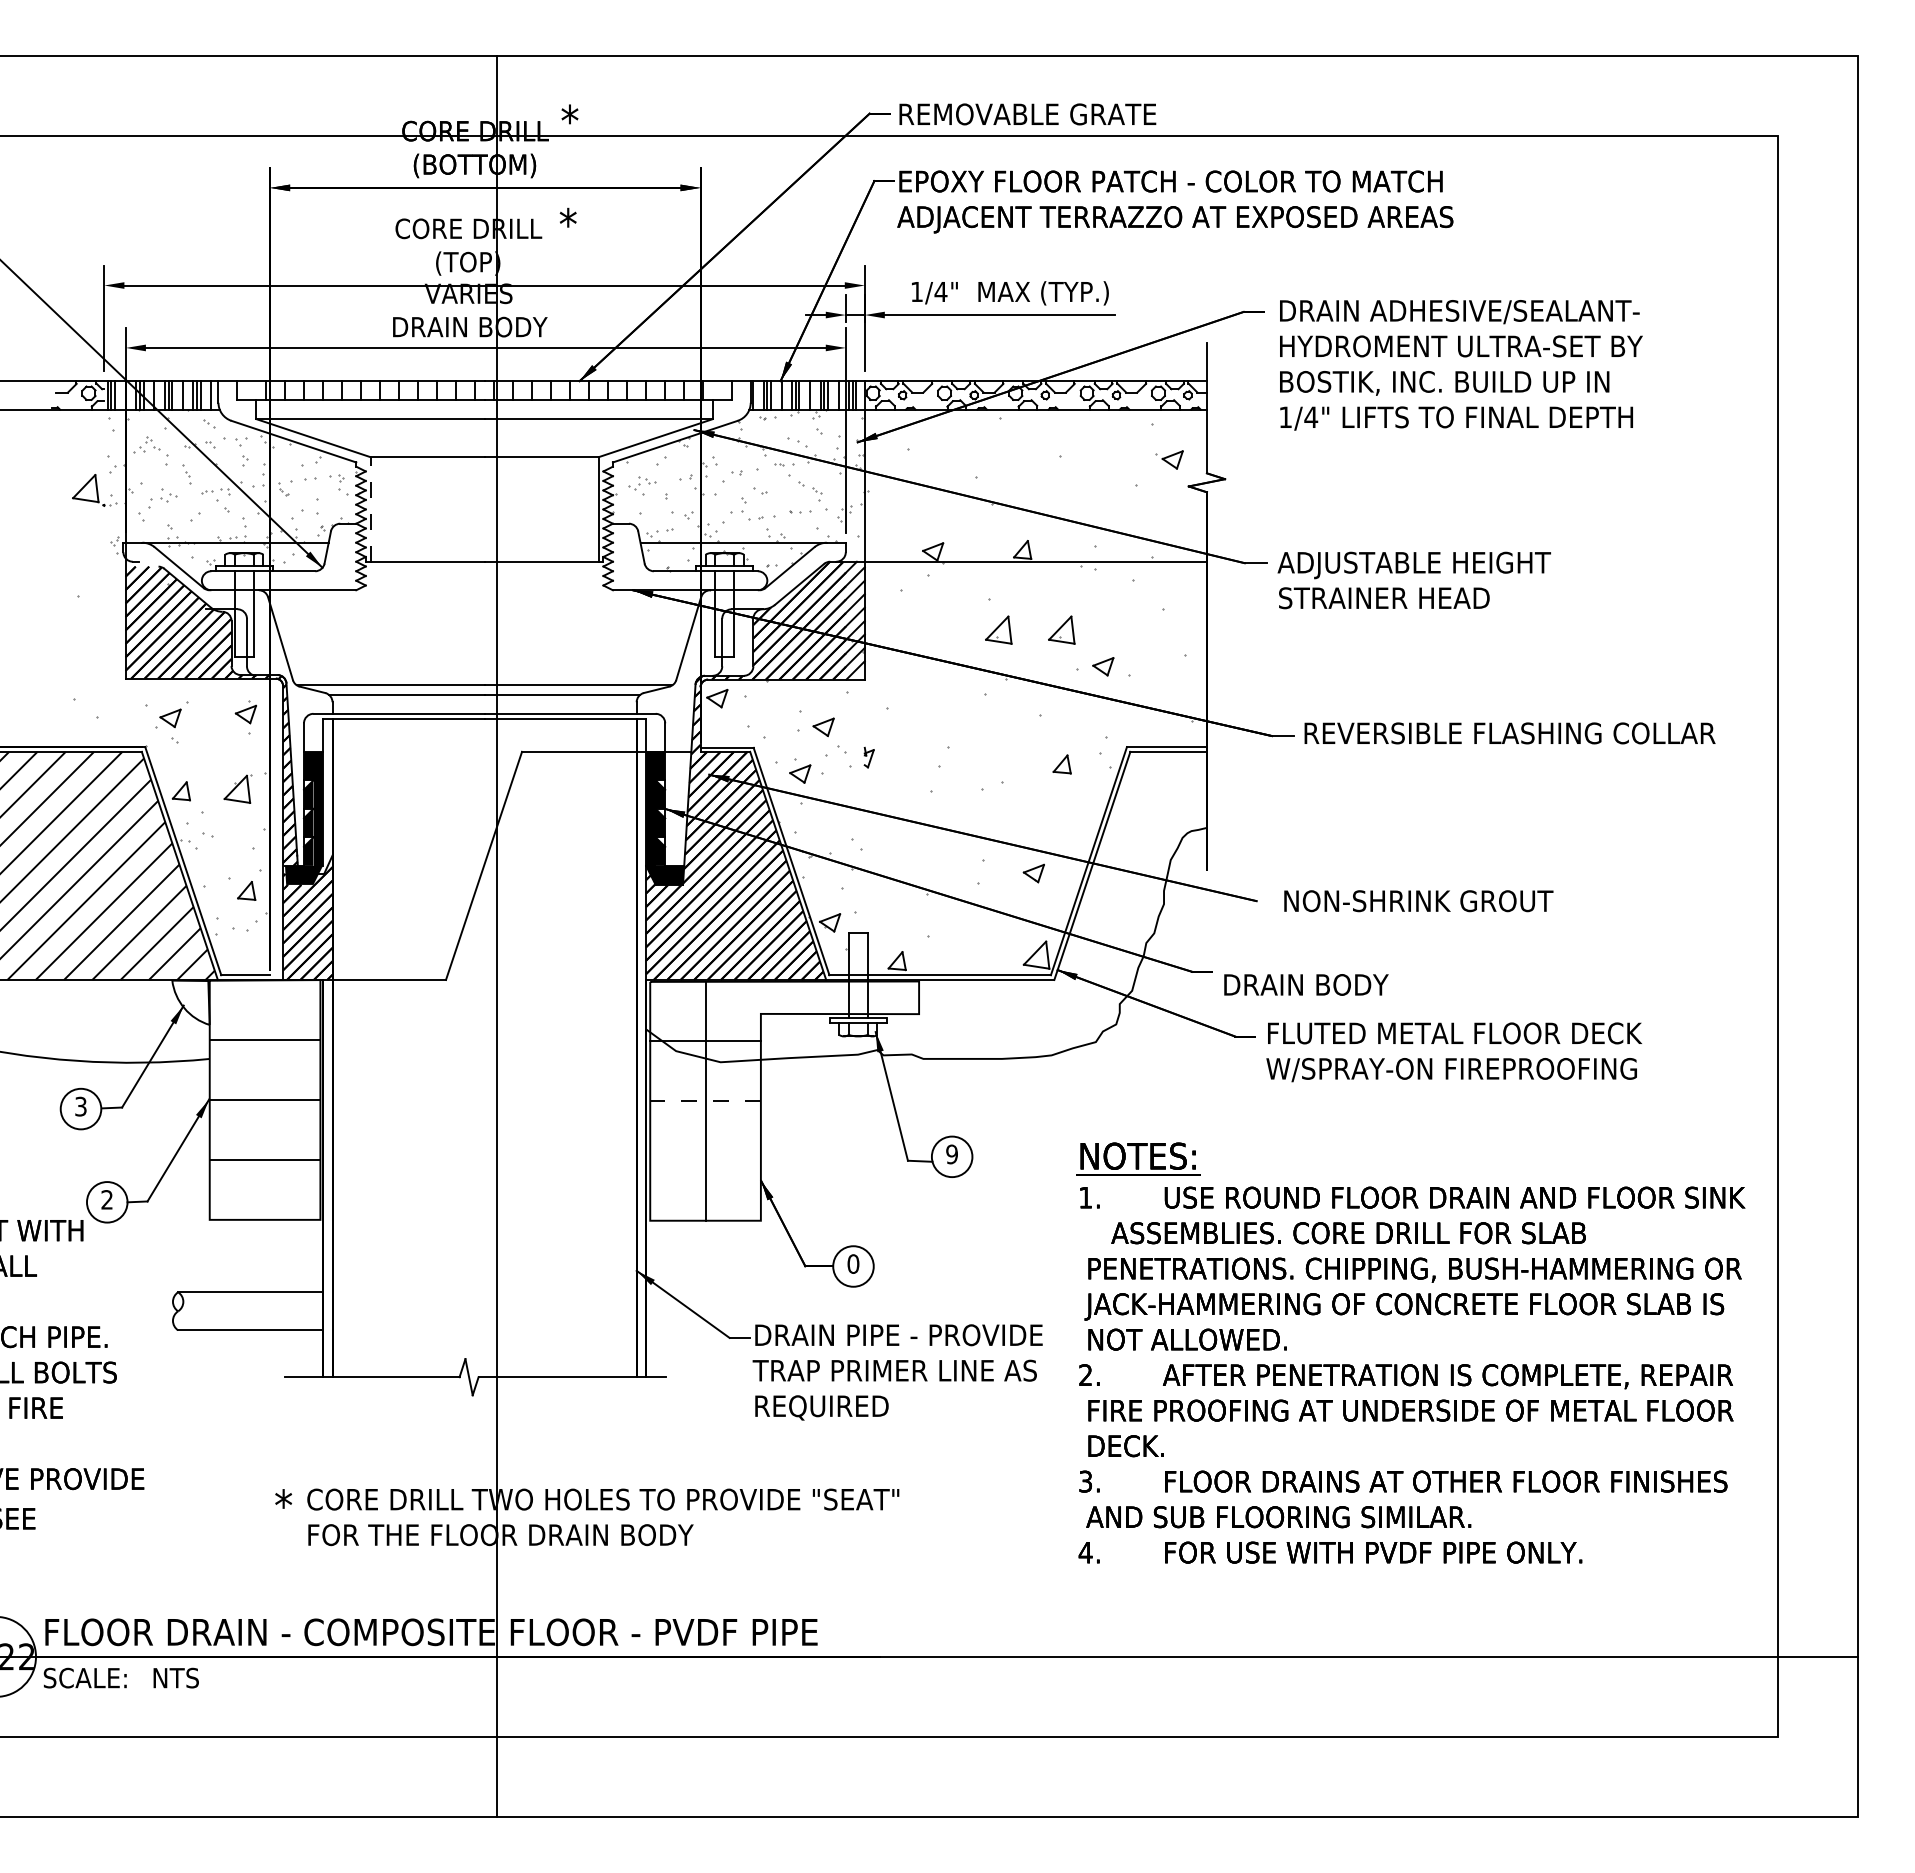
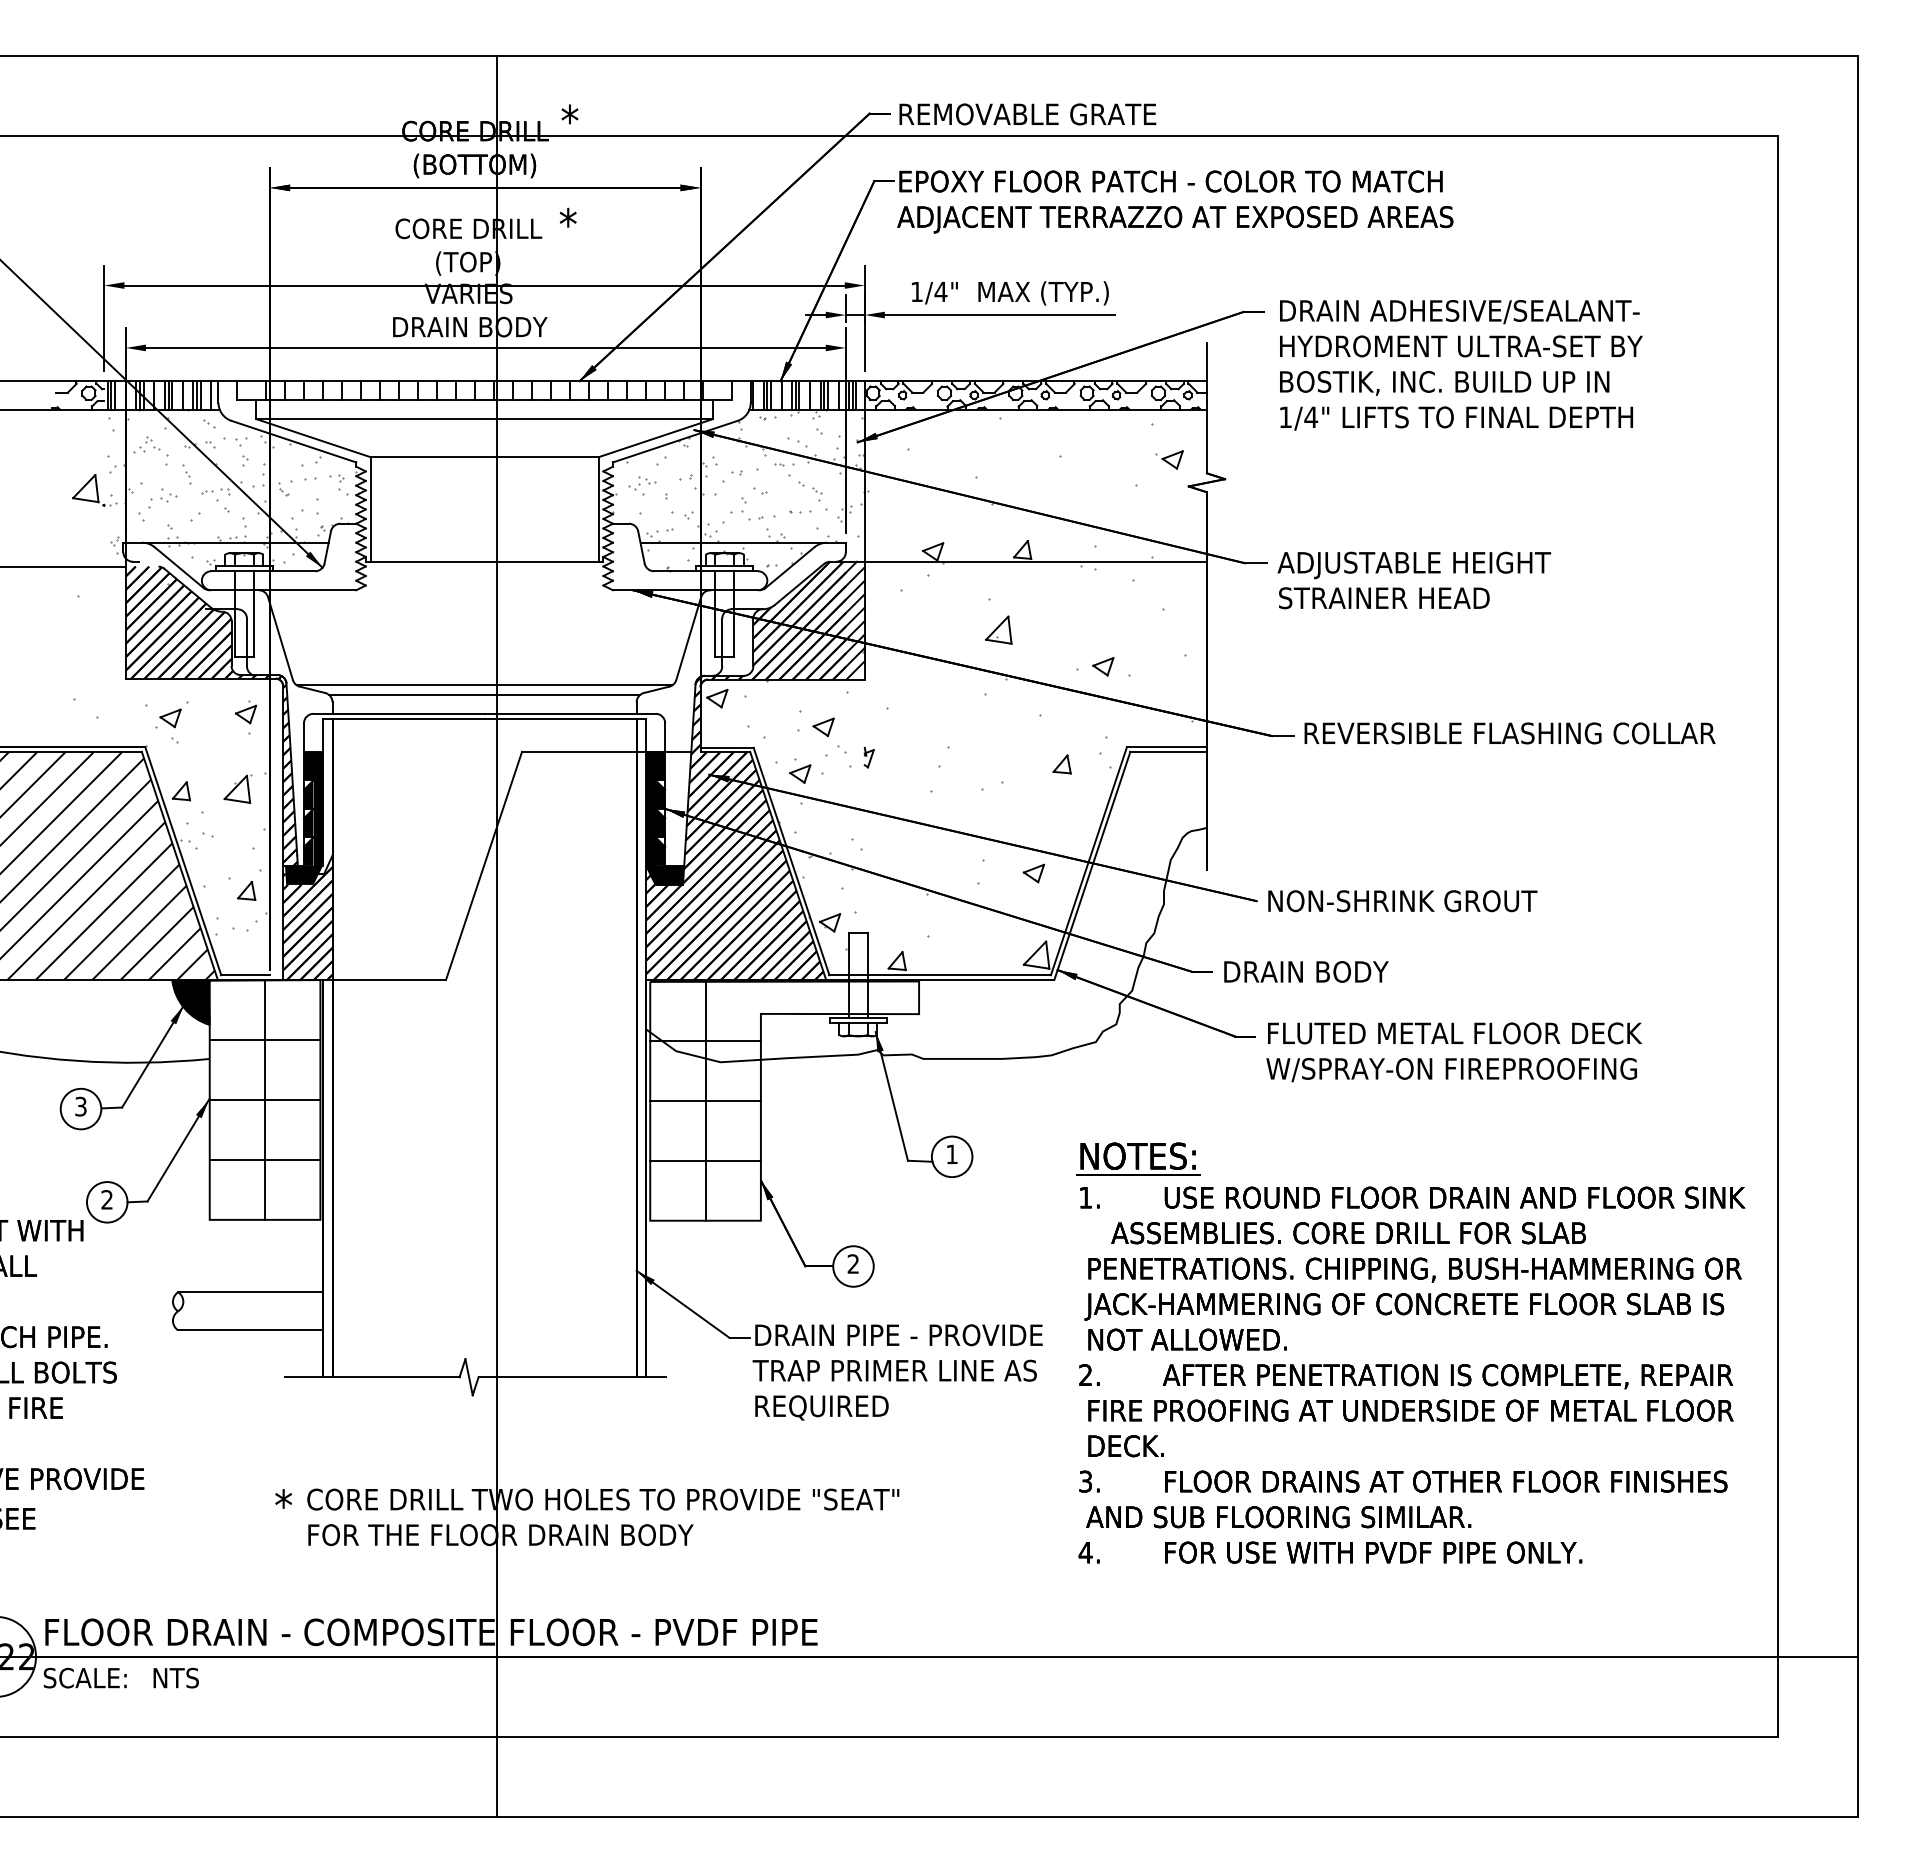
line: dashed -> solid (370, 508)
line: none -> present (63, 566)
part: present -> none (1061, 629)
text position: (1418, 901) -> (1402, 901) (1402, 901)
text position: (1306, 984) -> (1306, 971) (1306, 971)
fill: none -> present (190, 1002)
line: none -> present (265, 1100)
line: dashed -> solid (705, 1100)
text: 9 -> 1 (951, 1154)
line: none -> present (705, 1160)
text: 0 -> 2 (853, 1263)
